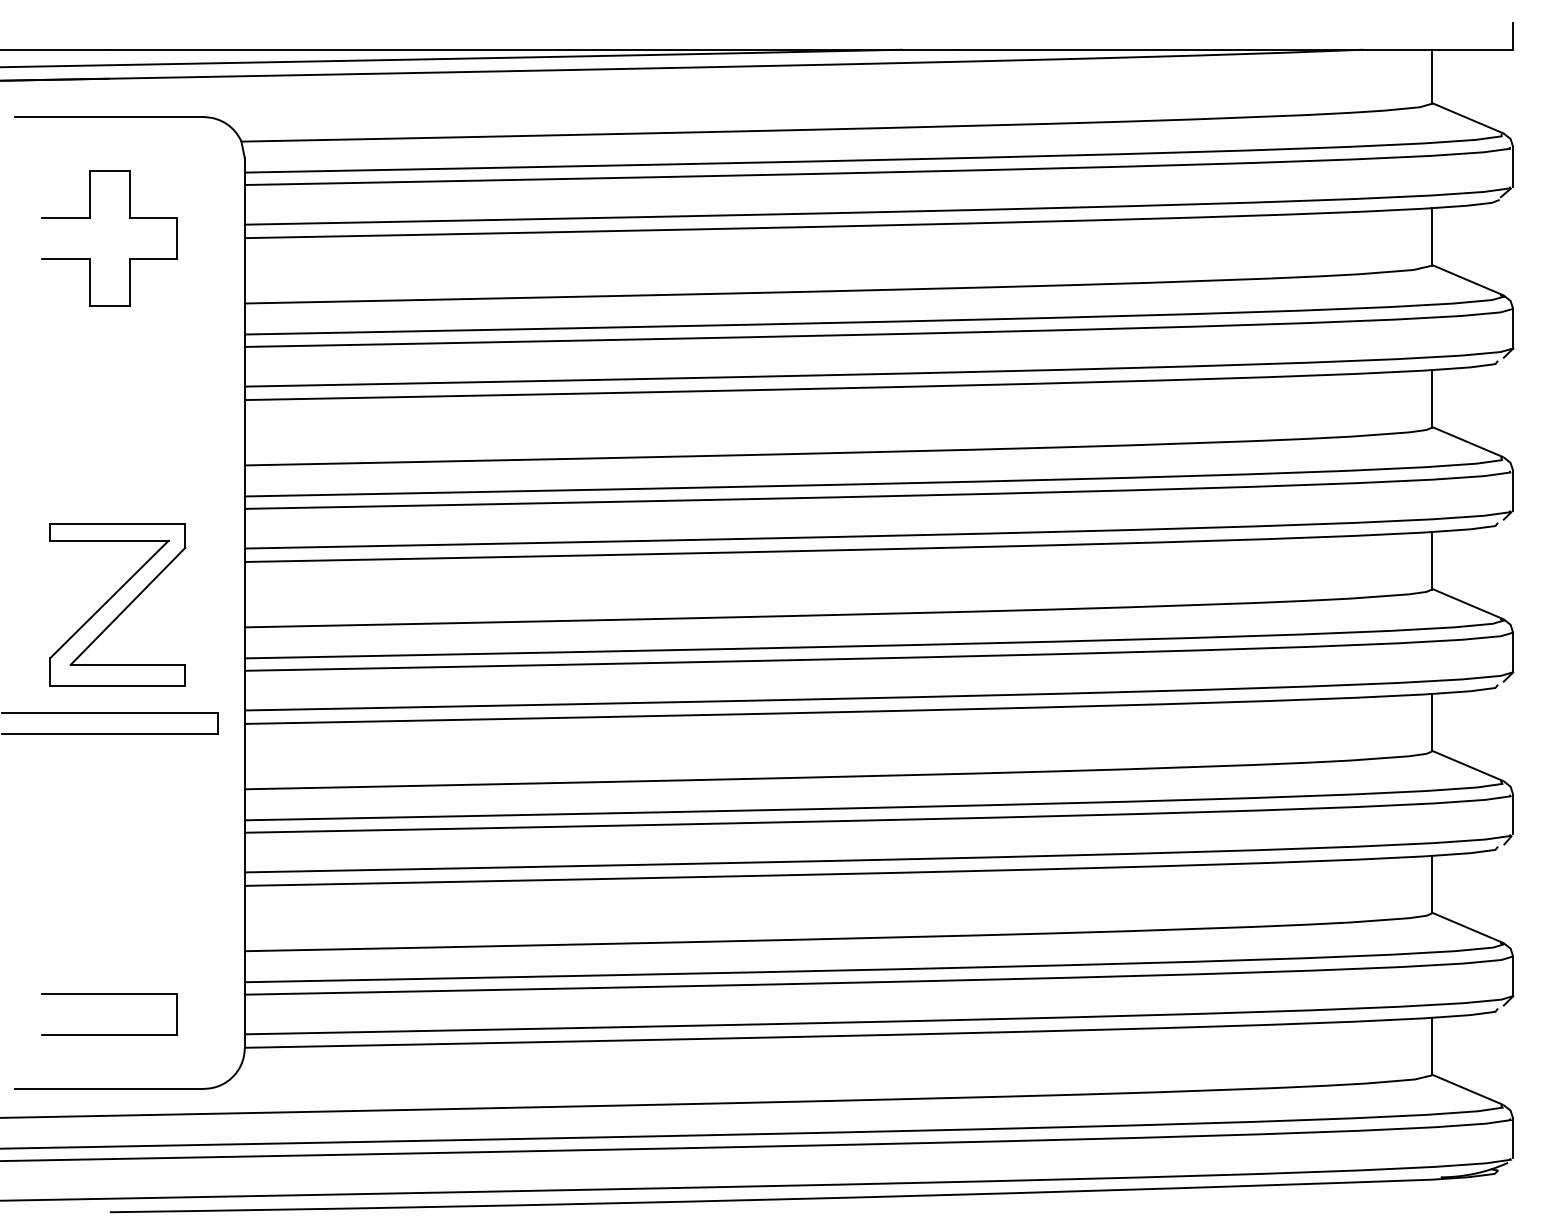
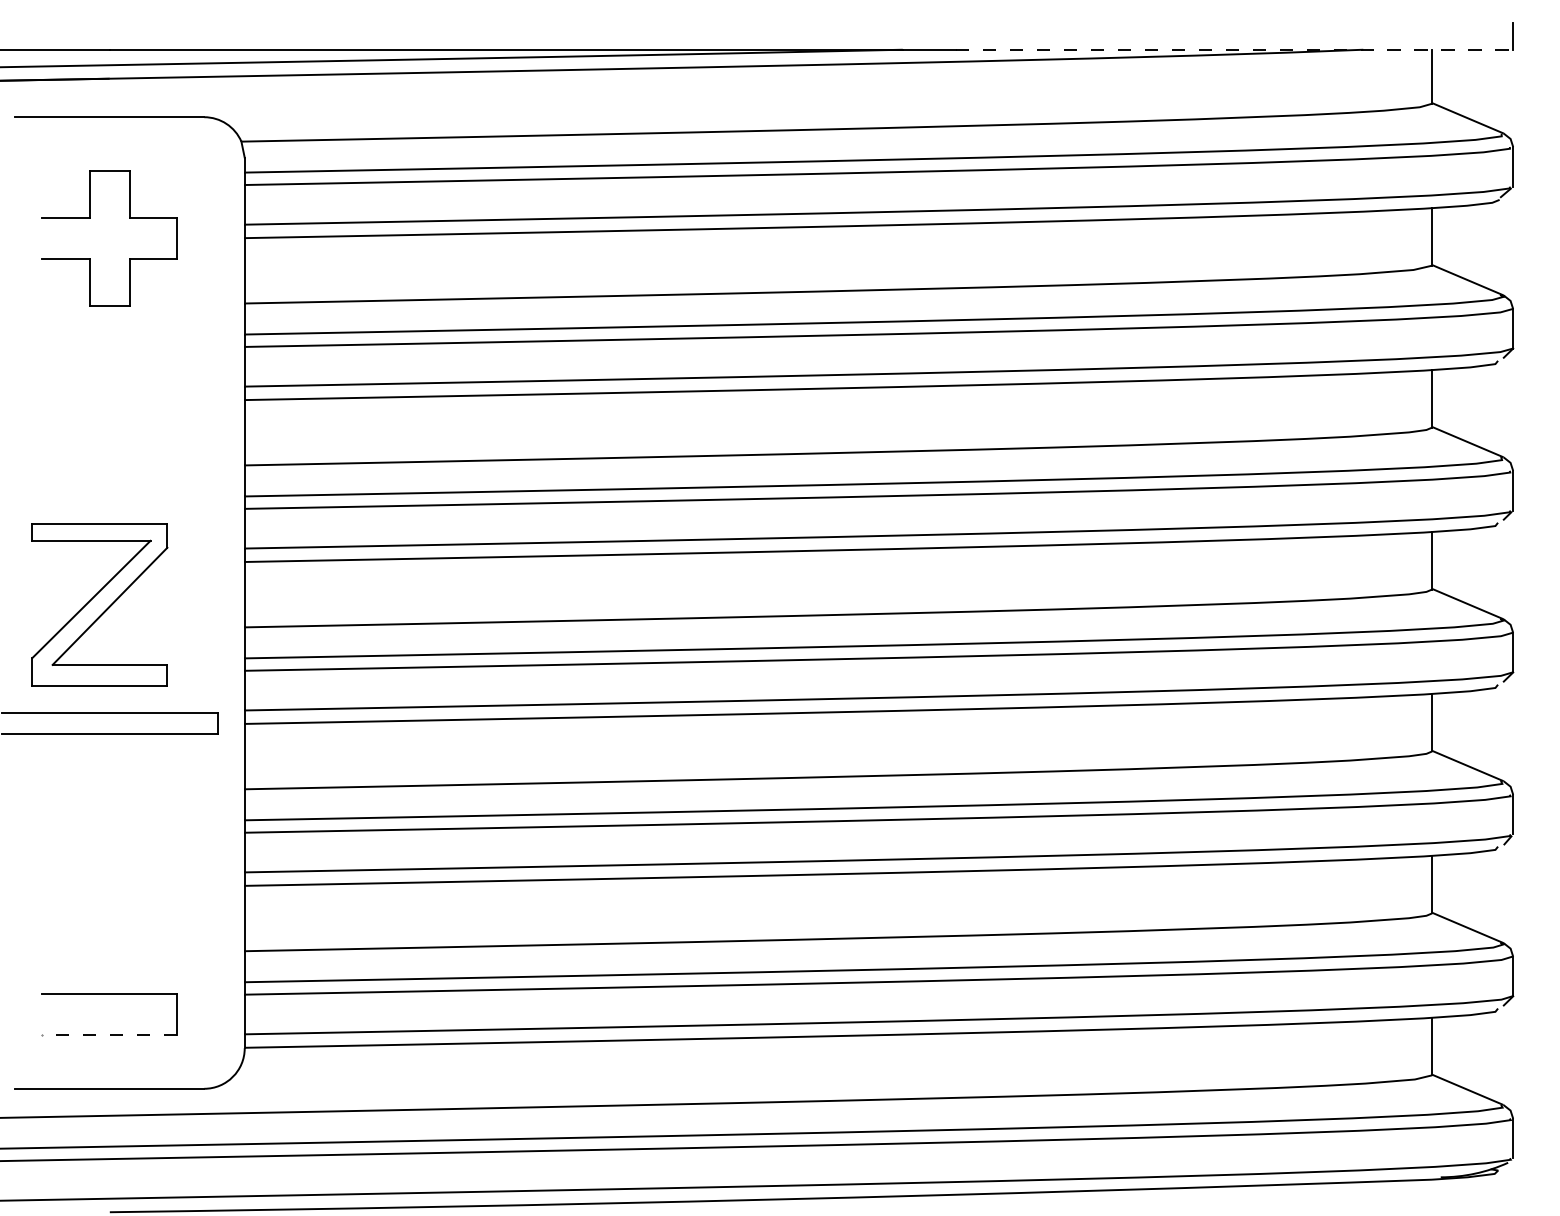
line: solid -> dashed (1234, 49)
part position: (117, 604) -> (99, 604) (99, 604)
line: solid -> dashed (109, 1034)
